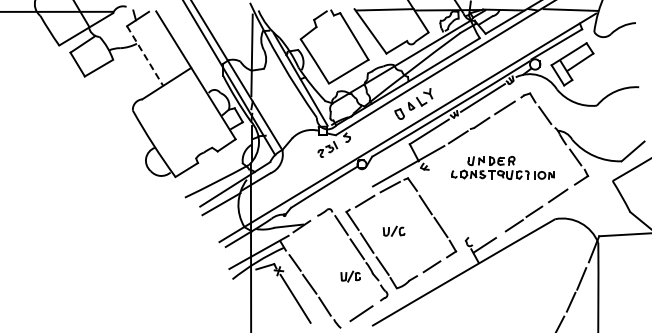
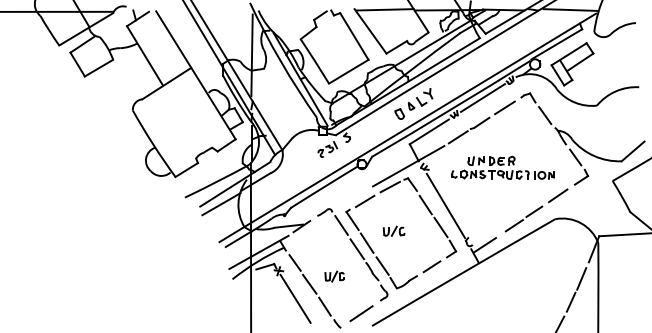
line: dashed -> solid (145, 55)
line: none -> present (445, 205)
part position: (350, 276) -> (334, 276) (334, 276)
